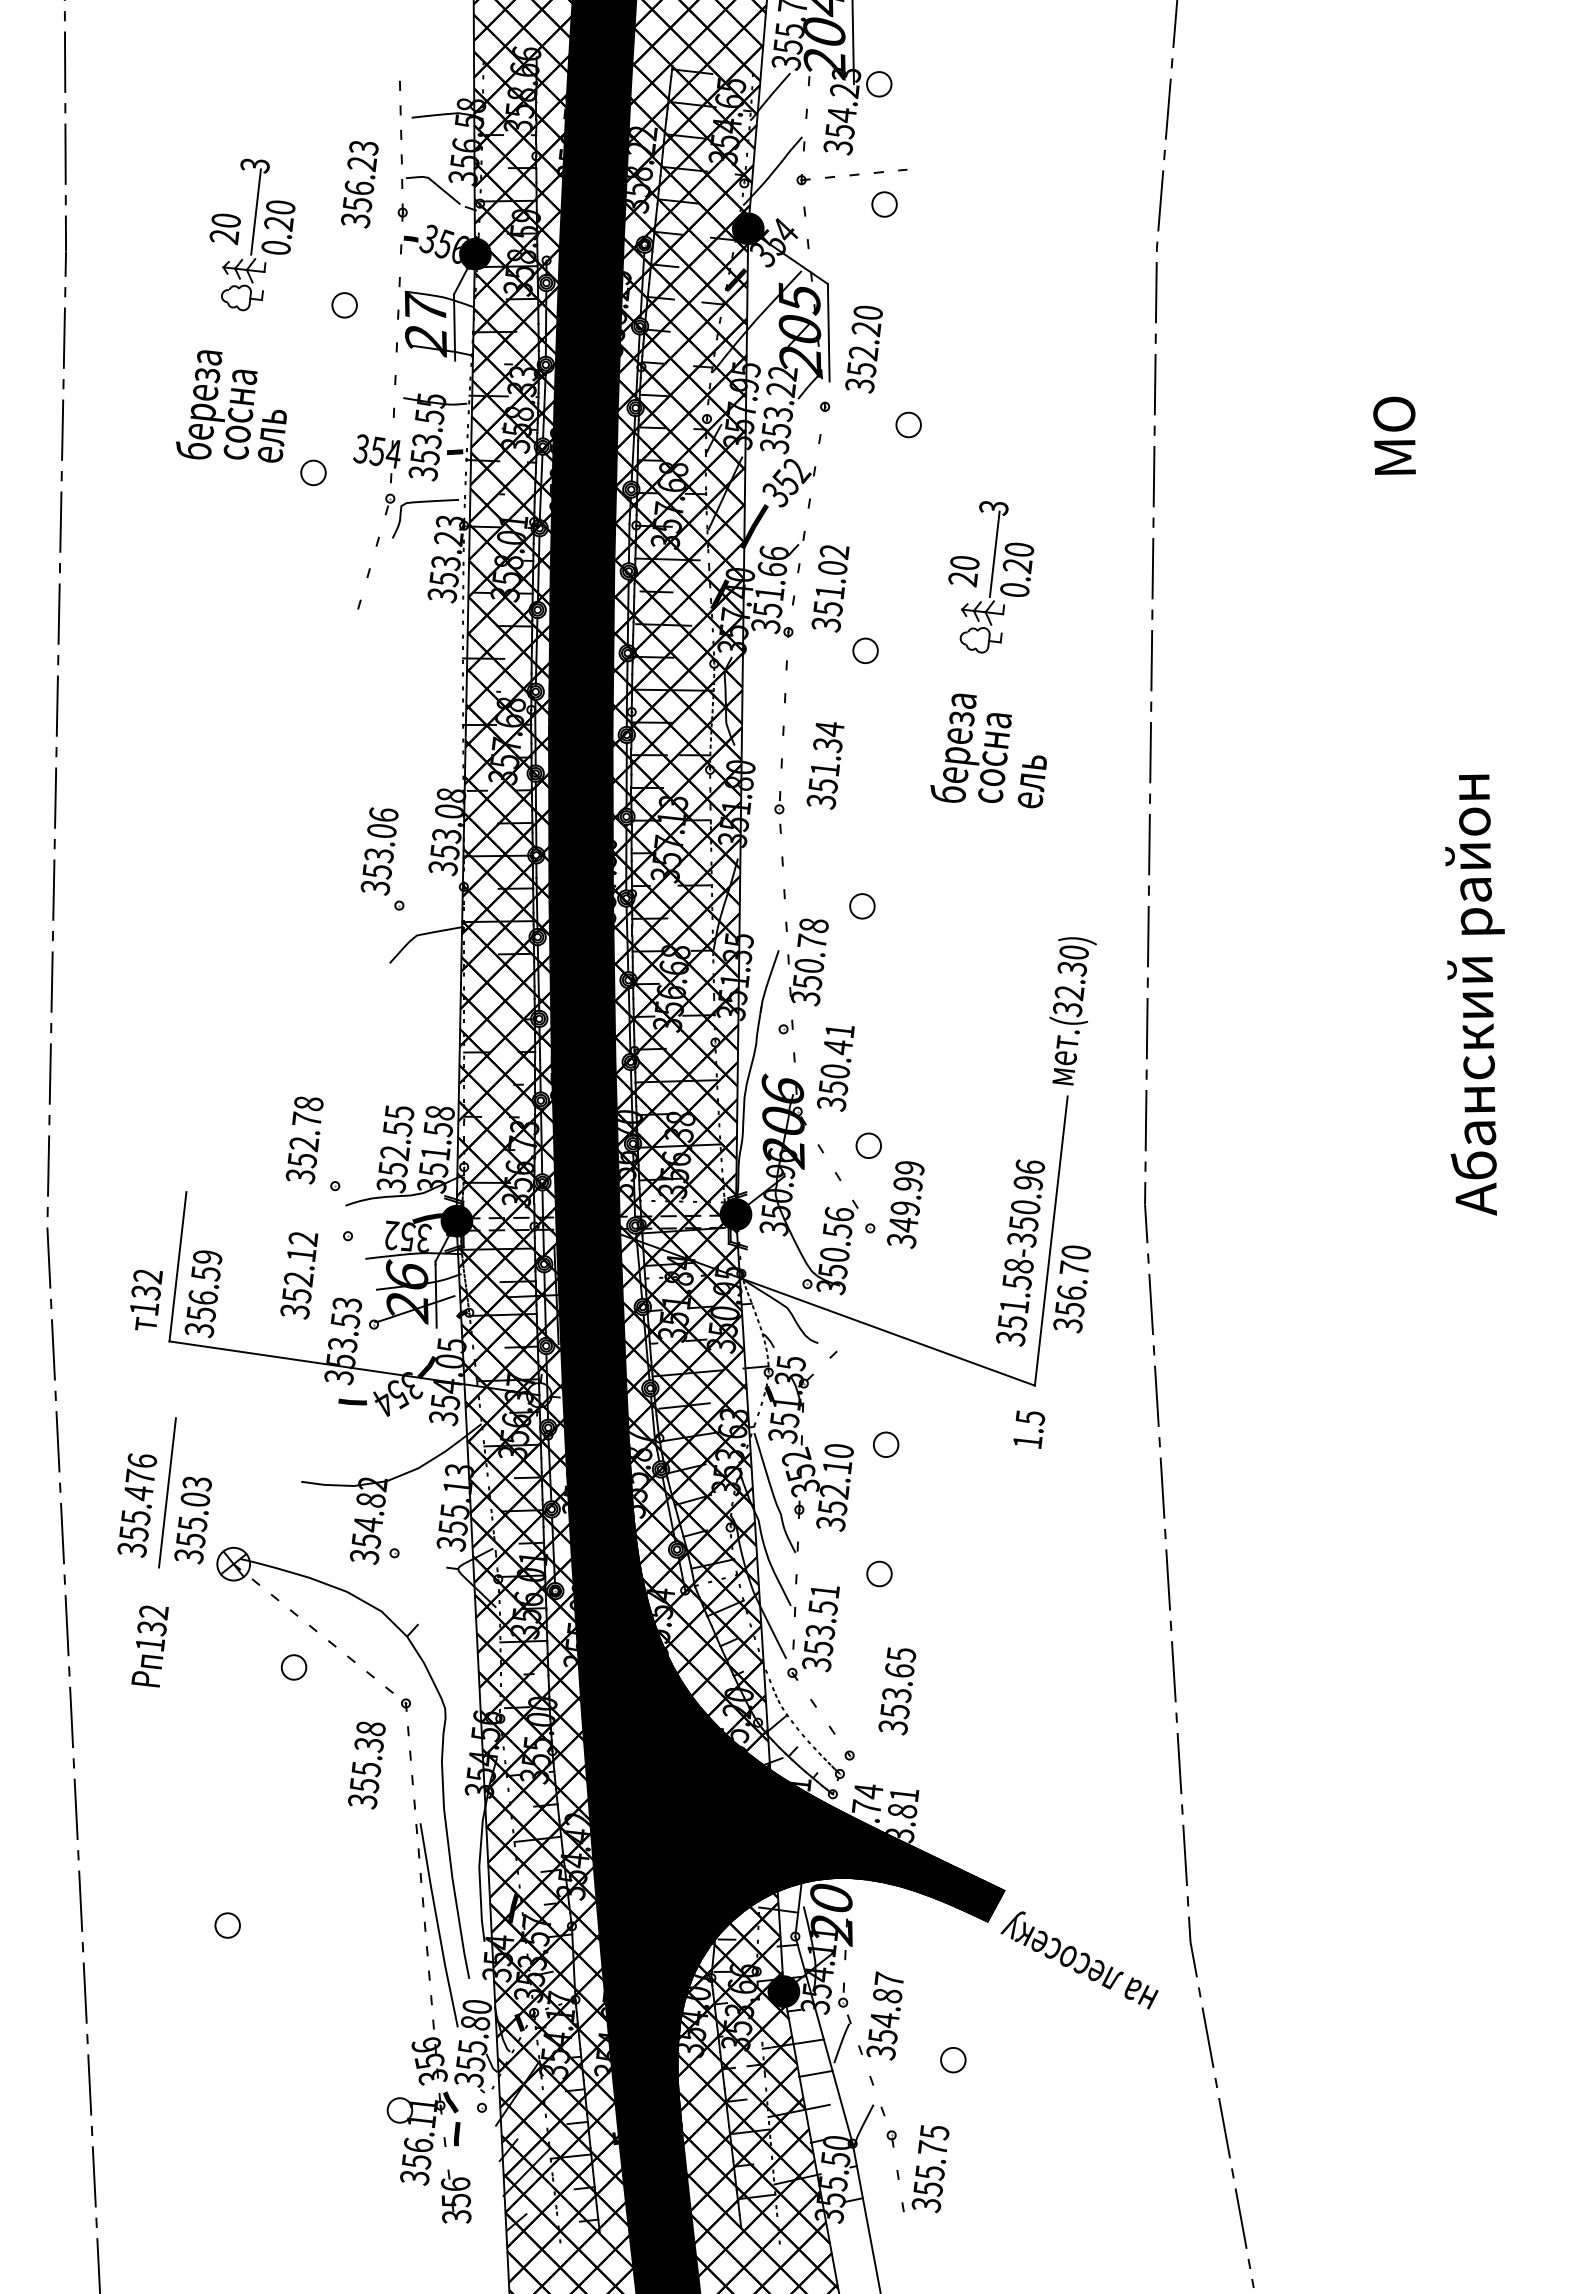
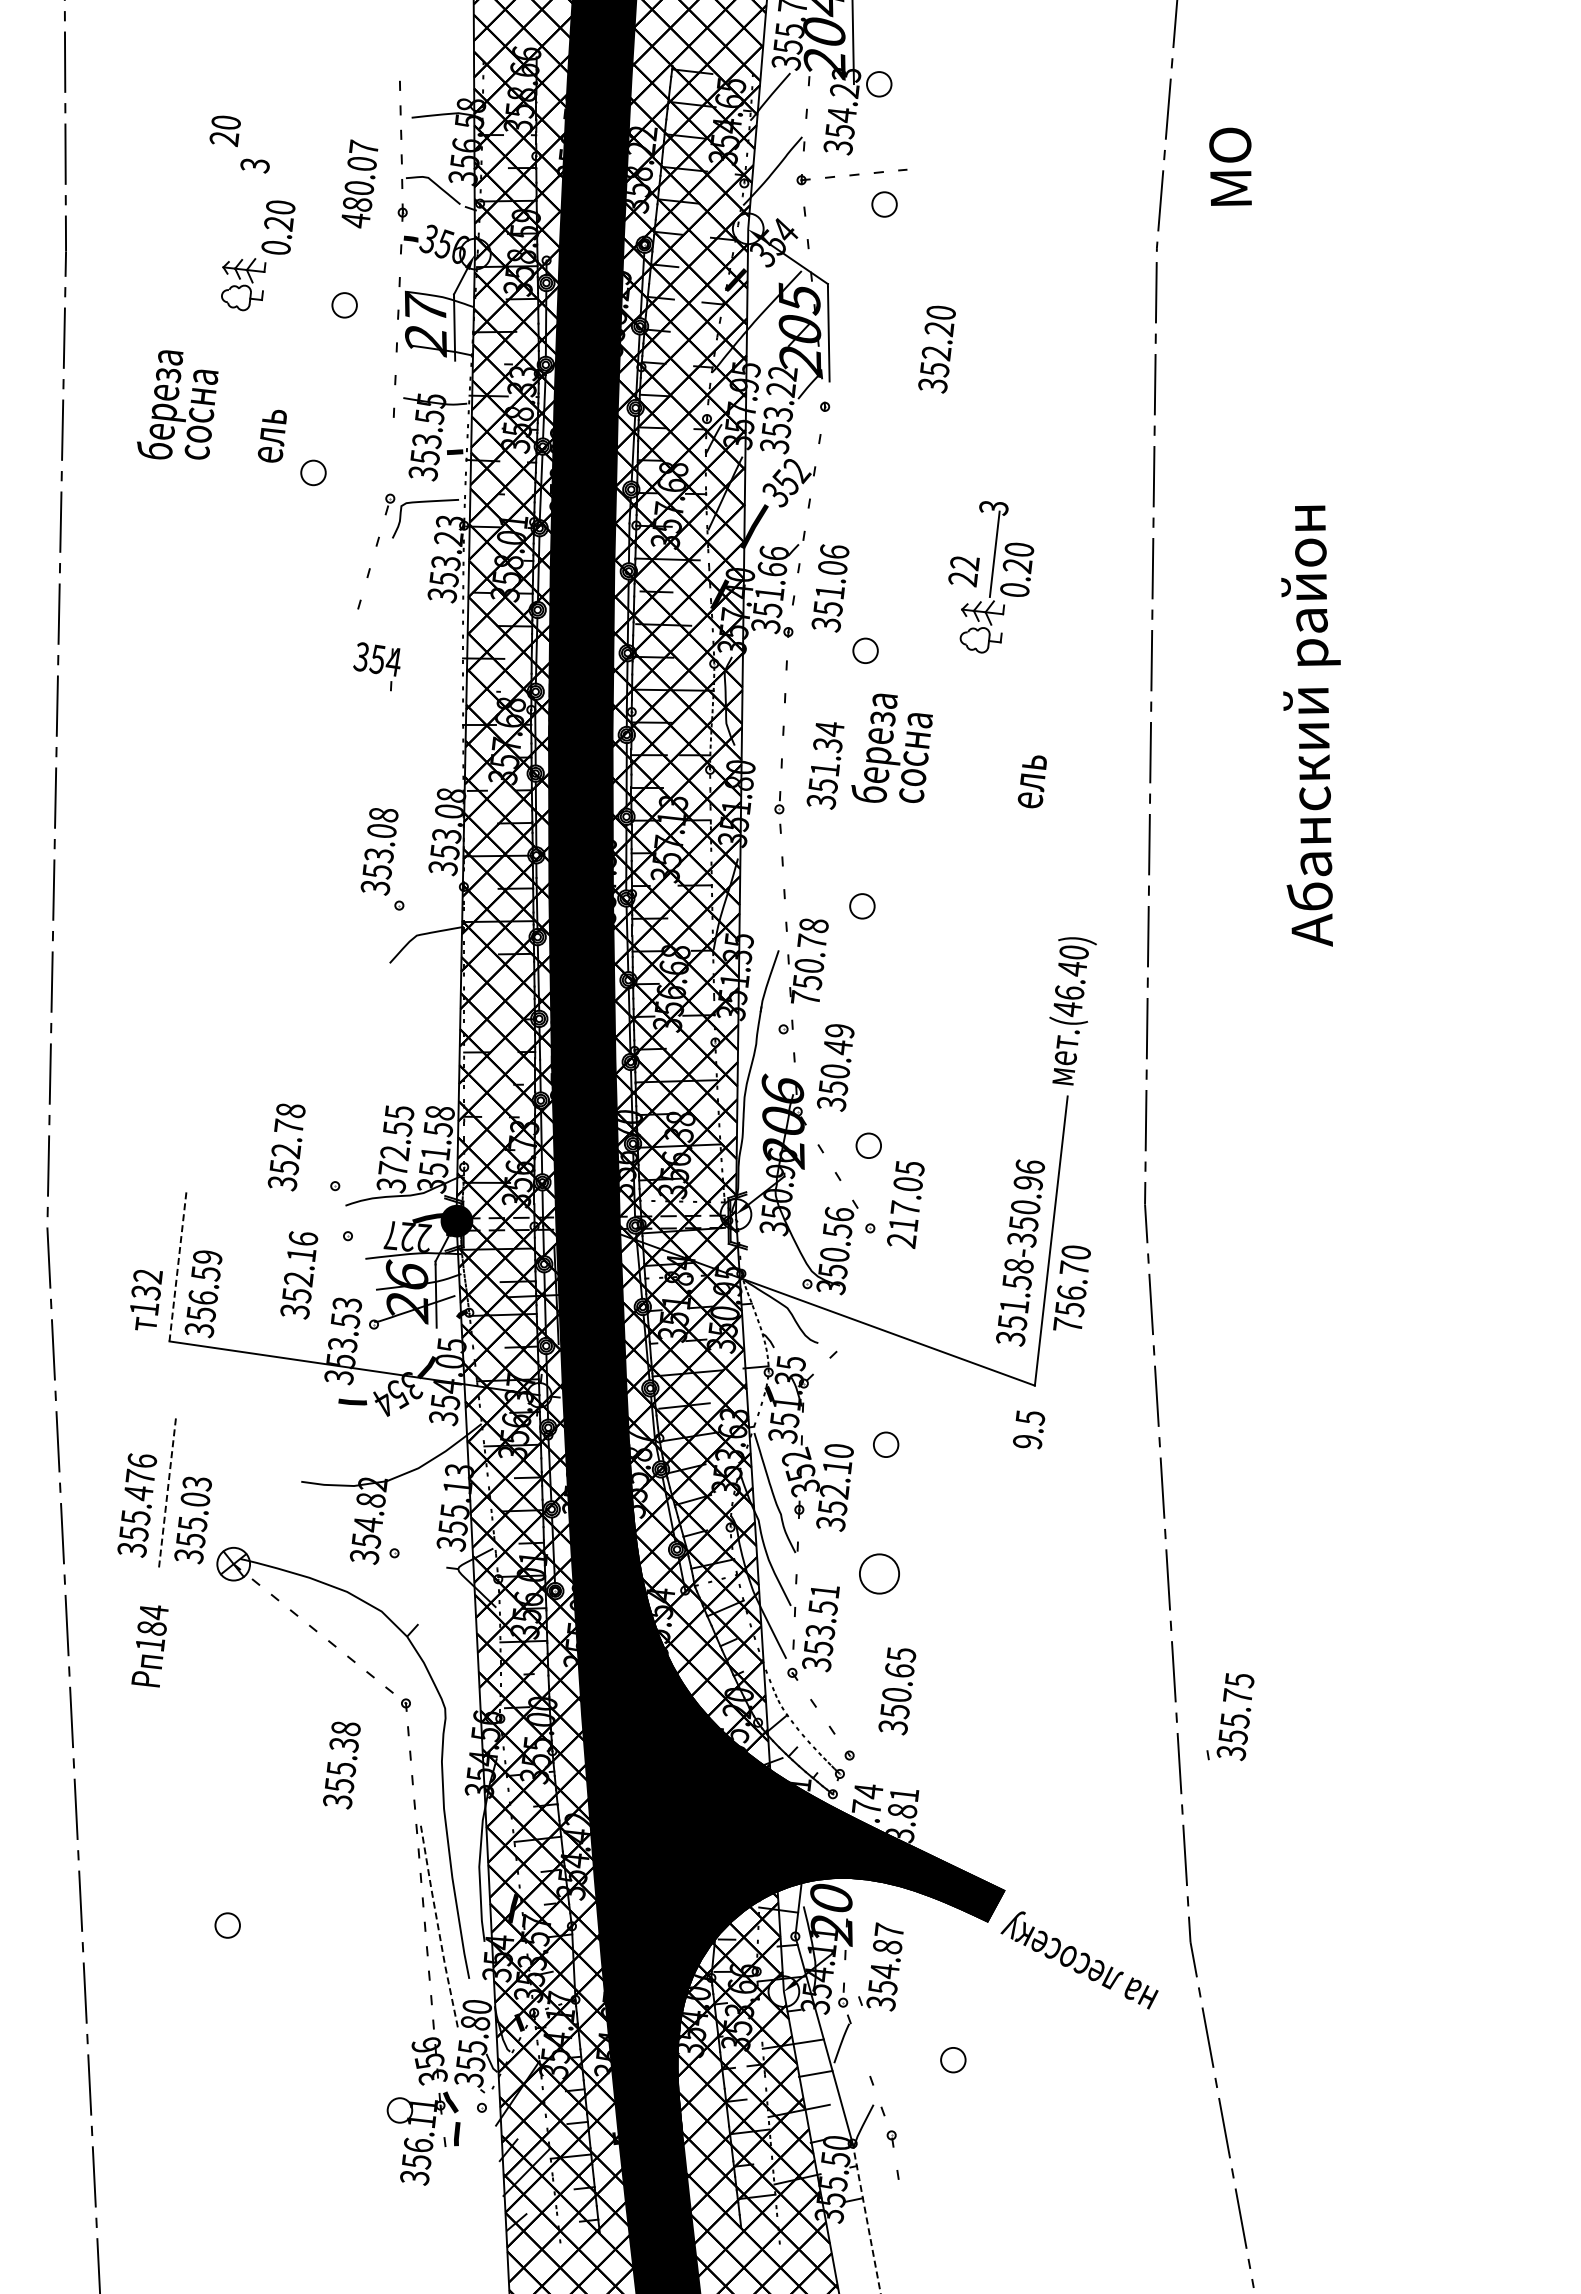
text: 356.23 -> 480.07 (359, 183)
line: present -> none (255, 211)
fill: present -> none (747, 228)
text position: (224, 229) -> (224, 131) (224, 131)
fill: present -> none (475, 253)
text position: (863, 349) -> (936, 349) (936, 349)
text position: (216, 404) -> (177, 404) (177, 404)
part: present -> none (908, 424)
part position: (376, 458) -> (376, 666) (376, 666)
text: 351.02 -> 351.06 (834, 552)
text: 20 -> 22 (964, 563)
text position: (970, 747) -> (891, 747) (891, 747)
text position: (1438, 805) -> (1274, 536) (1274, 536)
text: 353.06 -> 353.08 (383, 814)
text: .(32.30) -> .(46.40) (1069, 989)
text: 350.78 -> 750.78 (805, 998)
text: 350.41 -> 350.49 (839, 1031)
text position: (304, 1140) -> (286, 1147) (286, 1147)
text: 352.55 -> 372.55 (392, 1168)
text: 349.99 -> 217.05 (905, 1205)
fill: present -> none (735, 1214)
text: 352 -> 227 (407, 1235)
text: 352.12 -> 352.16 (303, 1239)
line: solid -> dashed (178, 1266)
text: 356.70 -> 756.70 (1067, 1325)
text: 1.5 -> 9.5 (1027, 1442)
line: solid -> dashed (167, 1492)
part size: 27x28 px -> 41x42 px (879, 1573)
text: 132 -> 184 (152, 1620)
part: present -> none (293, 1667)
text: 353.65 -> 350.65 (896, 1695)
text position: (366, 1765) -> (341, 1765) (341, 1765)
line: solid -> dashed (437, 1925)
fill: present -> none (783, 1991)
part position: (880, 2015) -> (880, 1966) (880, 1966)
part position: (925, 2169) -> (1230, 1717) (1230, 1717)
part: present -> none (456, 2196)
line: solid -> dashed (866, 2218)
